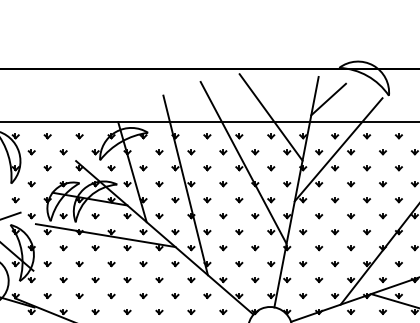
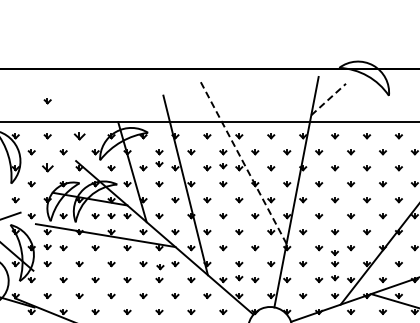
line: solid -> dashed (329, 99)
part: none -> present (47, 101)
line: present -> none (270, 117)
part size: 9x7 px -> 13x9 px (79, 136)
line: present -> none (338, 149)
line: solid -> dashed (243, 162)
part: none -> present (159, 164)
part: none -> present (223, 166)
part size: 9x7 px -> 12x10 px (47, 167)
part: none -> present (111, 216)
part: none -> present (47, 247)
part: none -> present (334, 252)
part: none -> present (160, 267)
part: none -> present (239, 278)
part: none -> present (335, 278)
